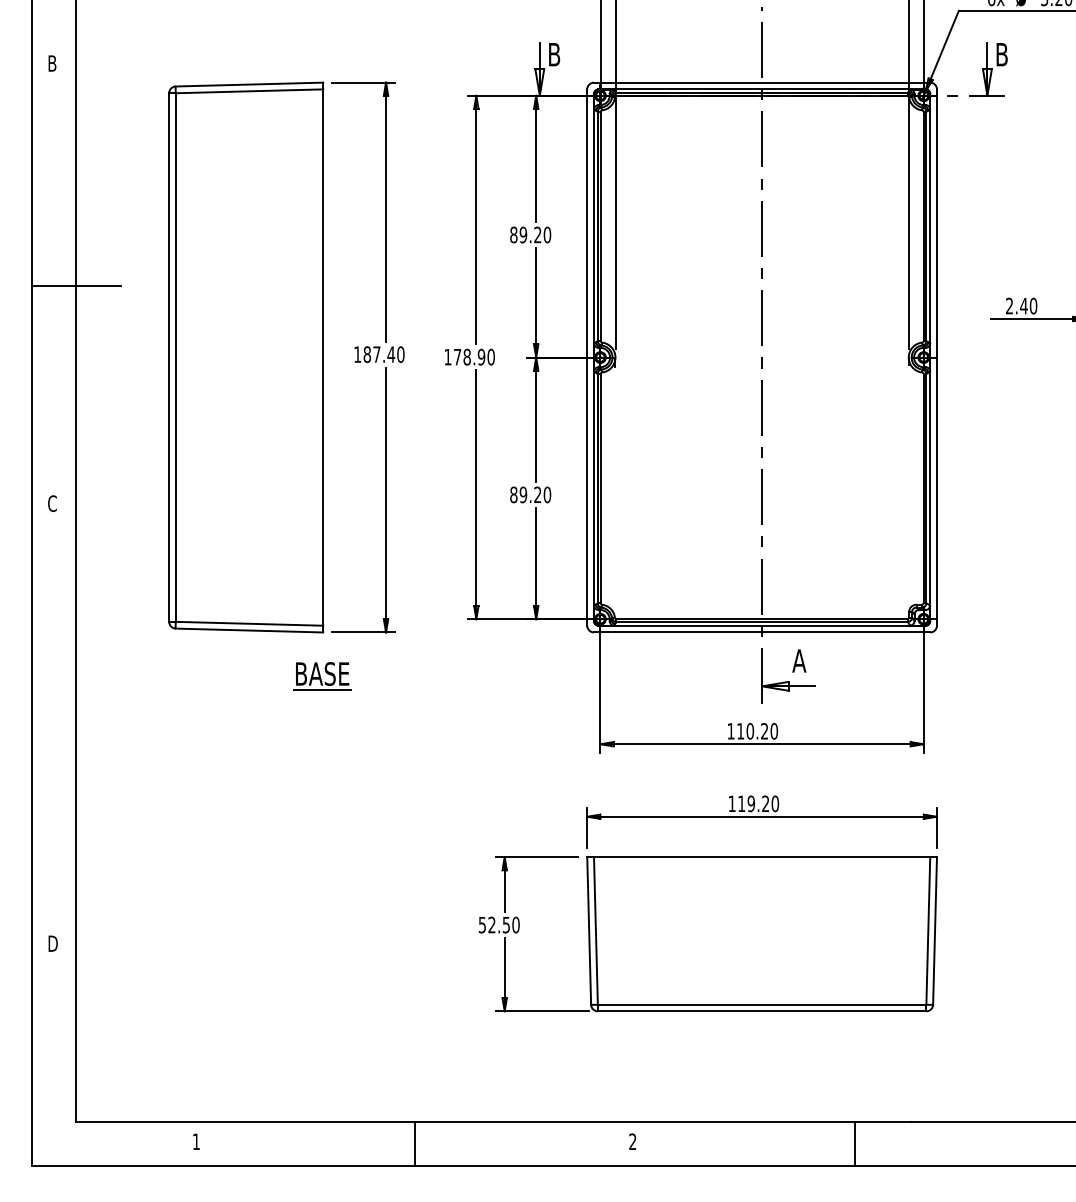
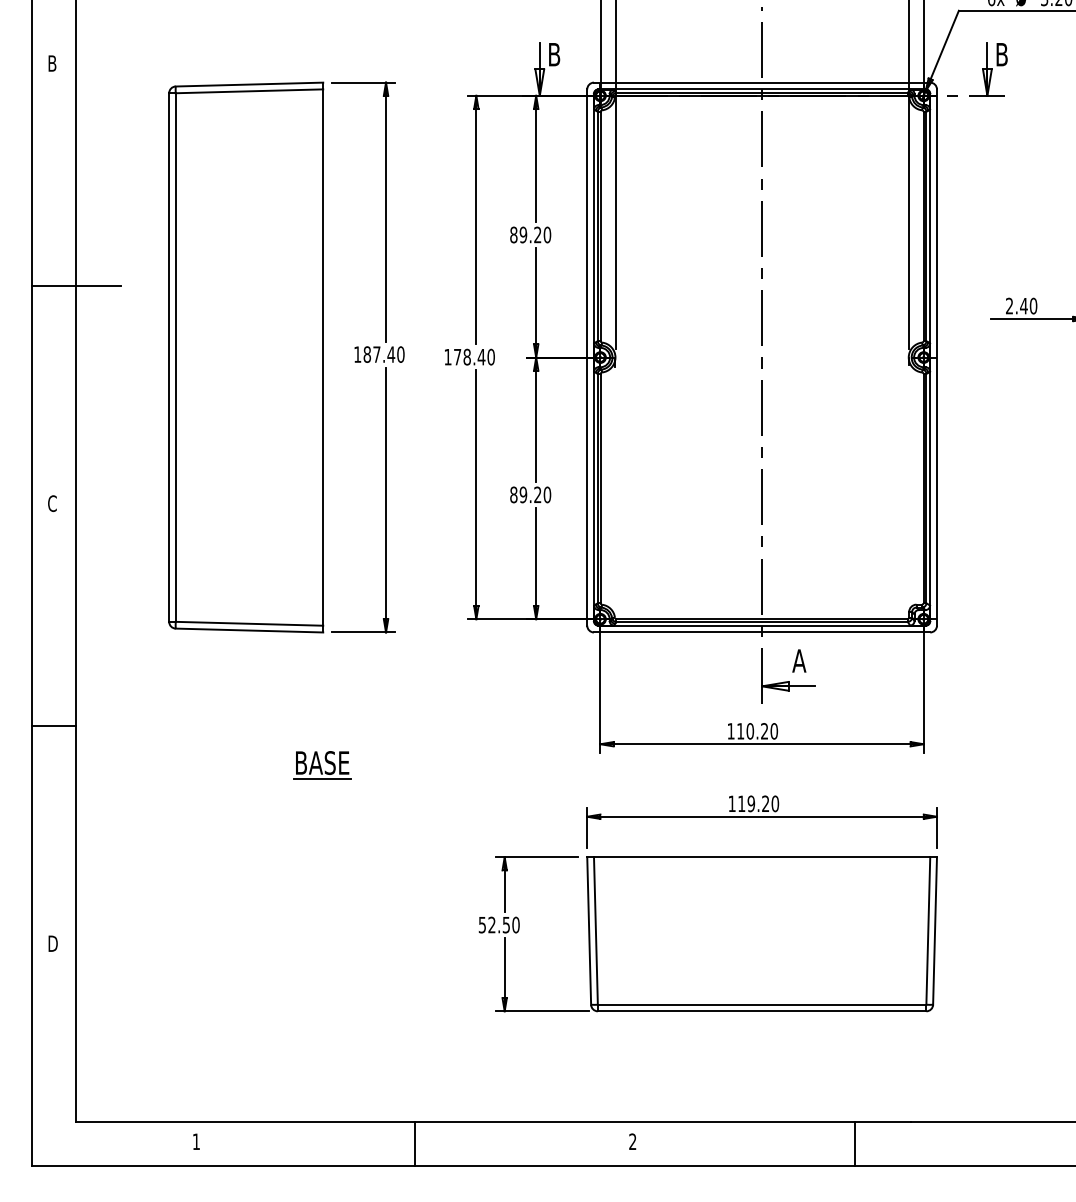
text: 178.90 -> 178.40 (481, 356)
part position: (322, 676) -> (322, 765) (322, 765)
line: none -> present (54, 725)
